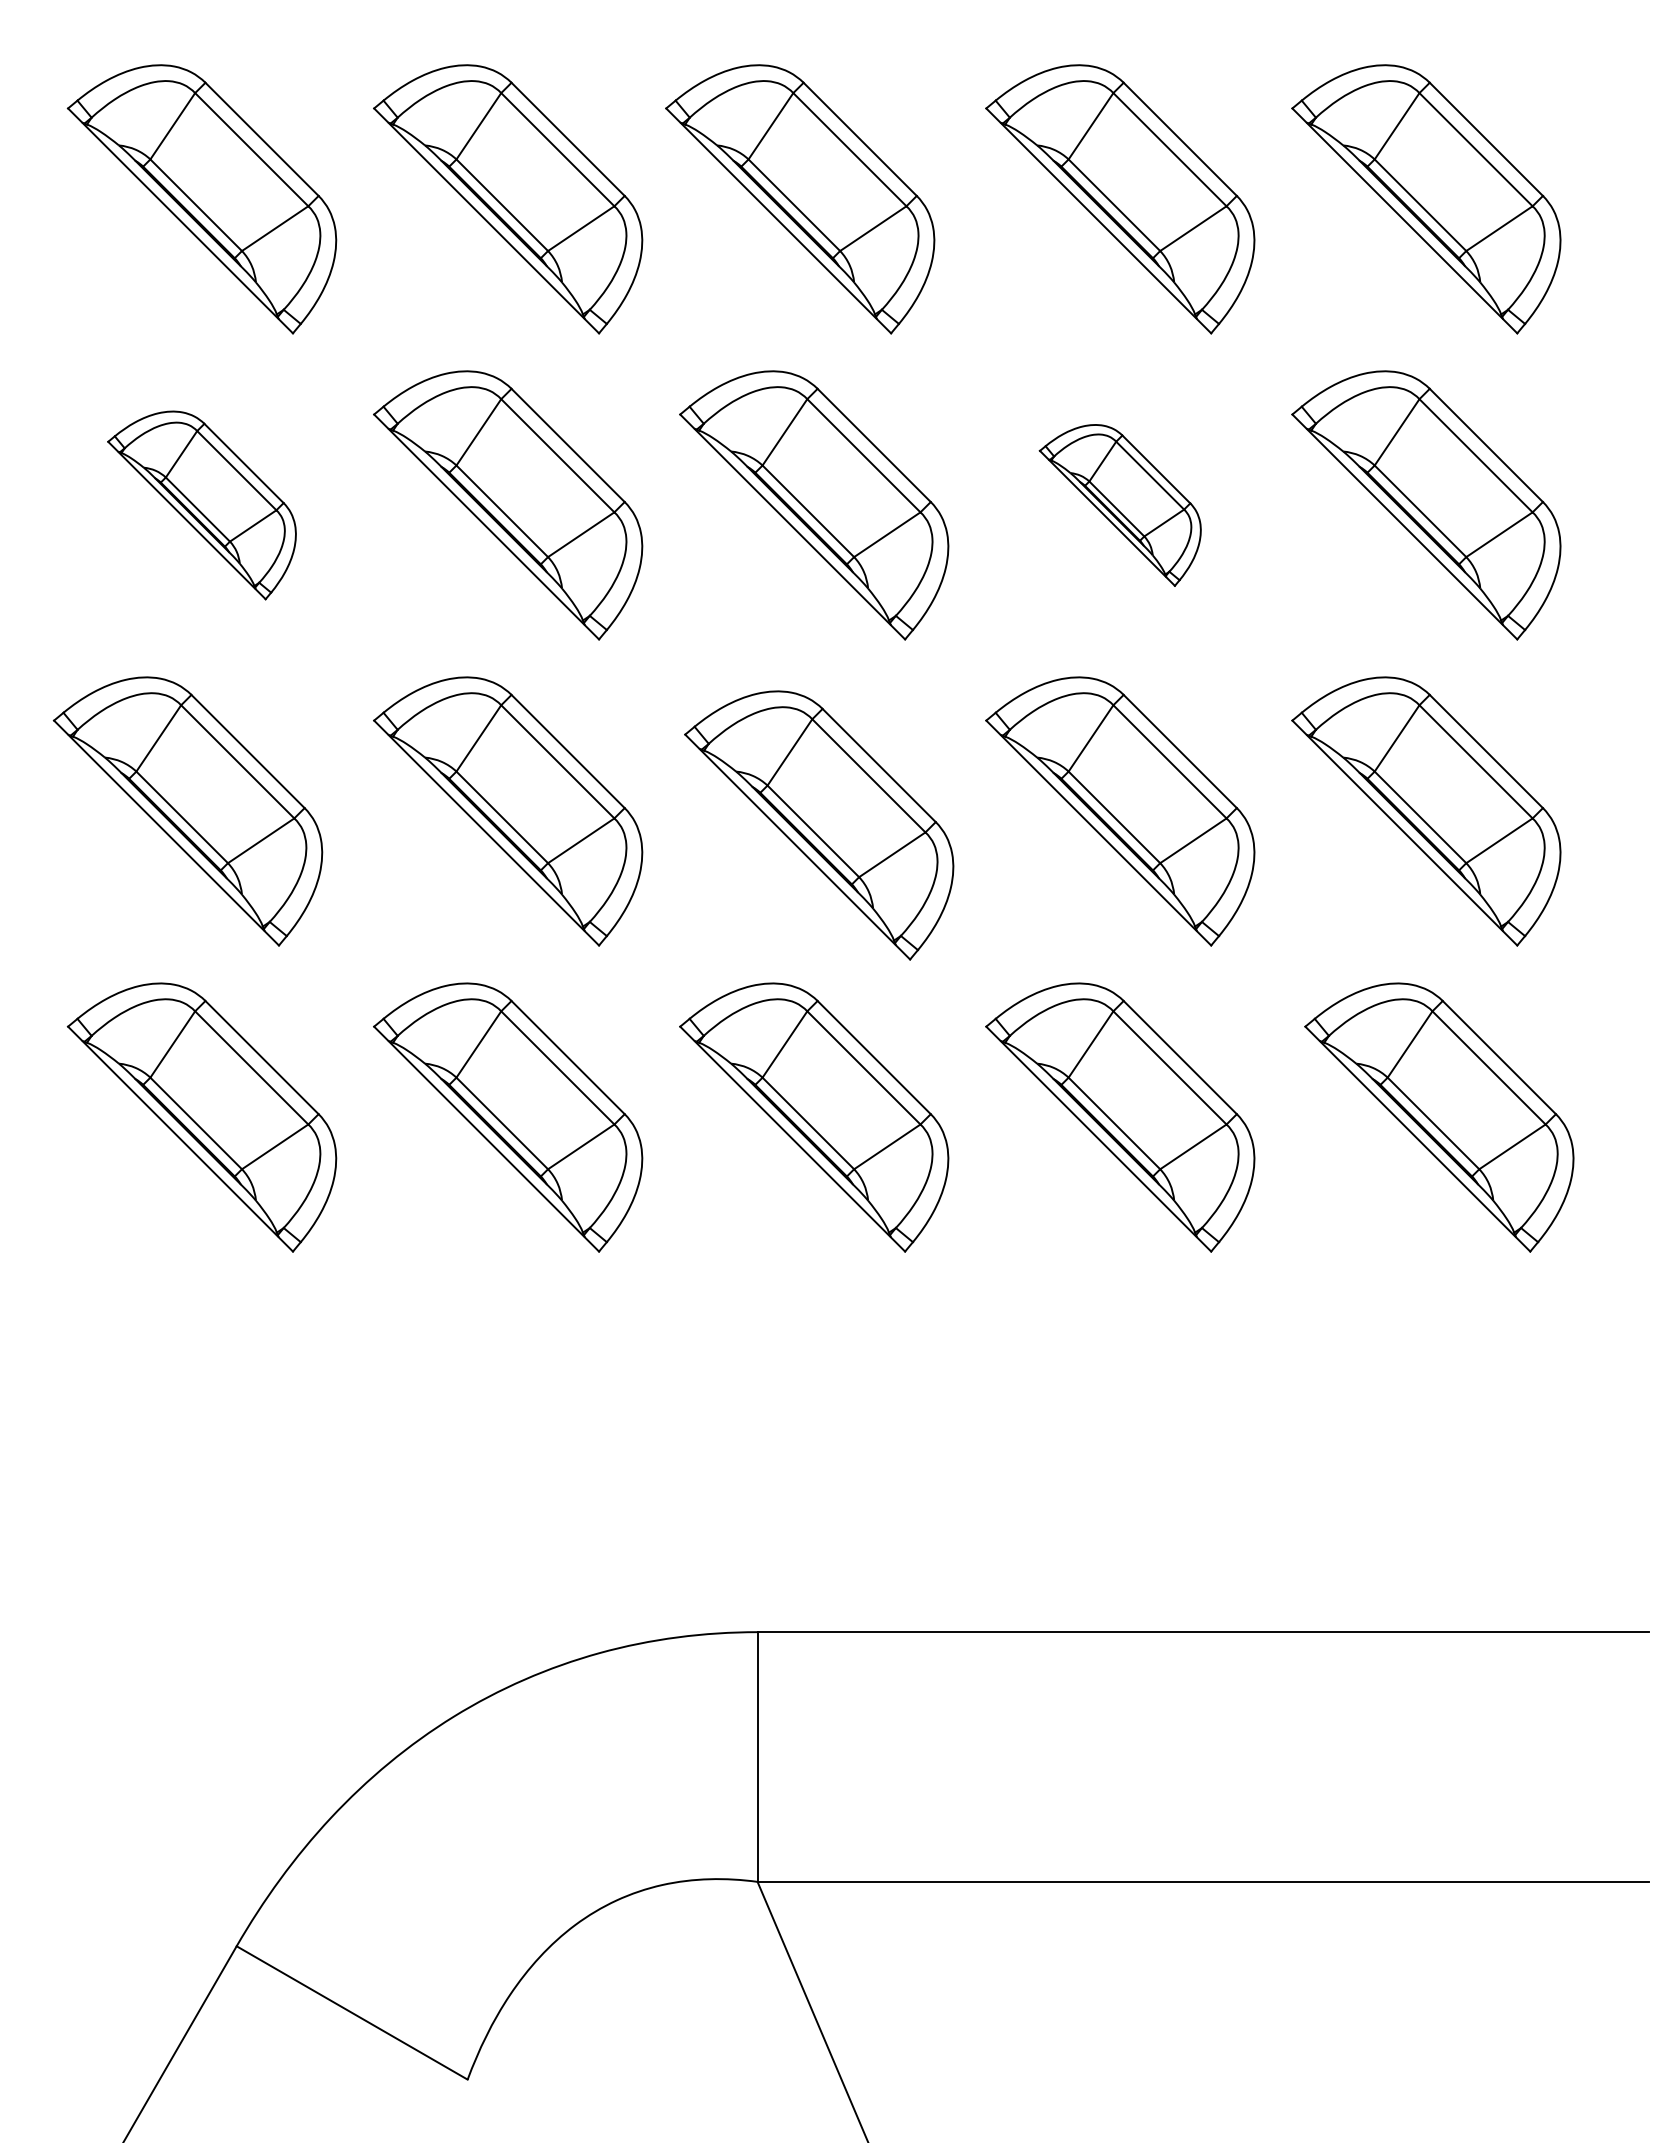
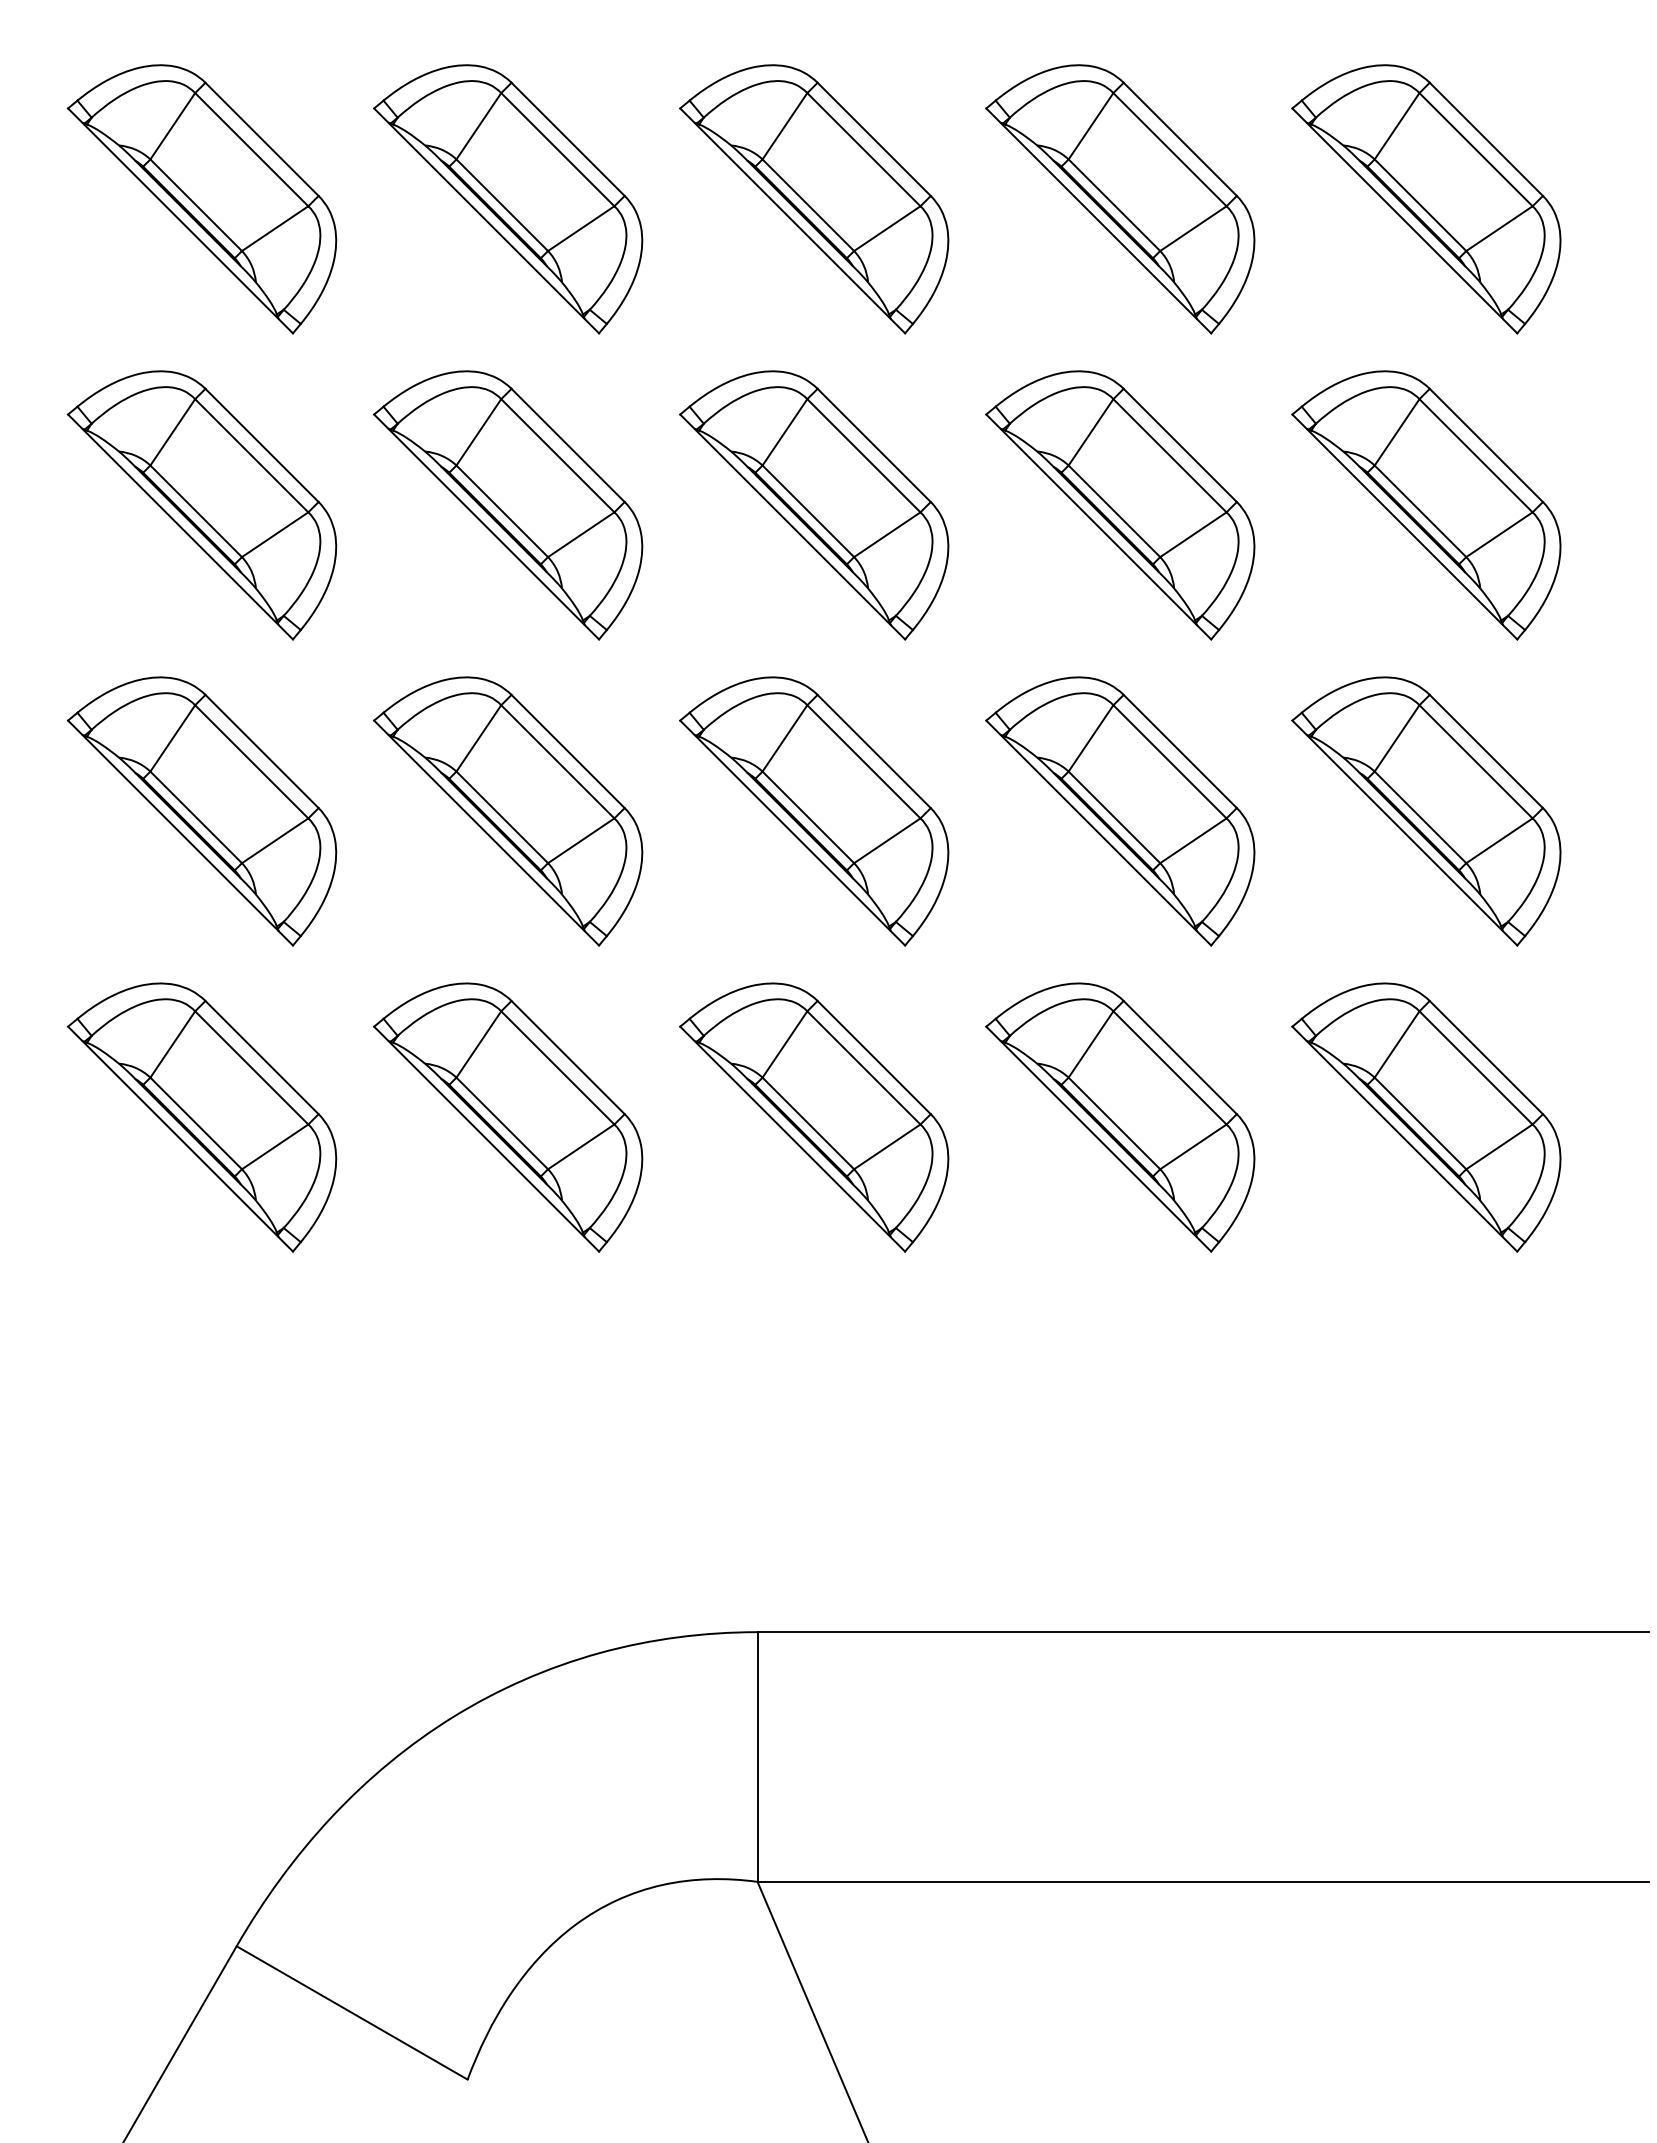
part position: (800, 199) -> (814, 199) (814, 199)
part size: 190x191 px -> 272x271 px (201, 505)
part size: 164x163 px -> 271x271 px (1120, 505)
part position: (187, 811) -> (201, 811) (201, 811)
part position: (819, 825) -> (814, 811) (814, 811)
part position: (1439, 1117) -> (1426, 1117) (1426, 1117)
